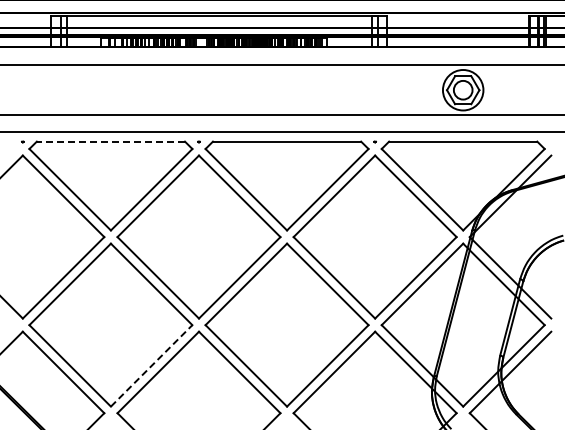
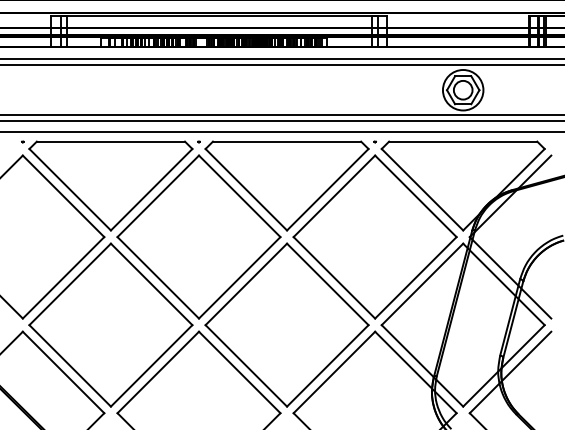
line: none -> present (281, 59)
line: none -> present (281, 121)
line: dashed -> solid (110, 141)
line: dashed -> solid (151, 365)
